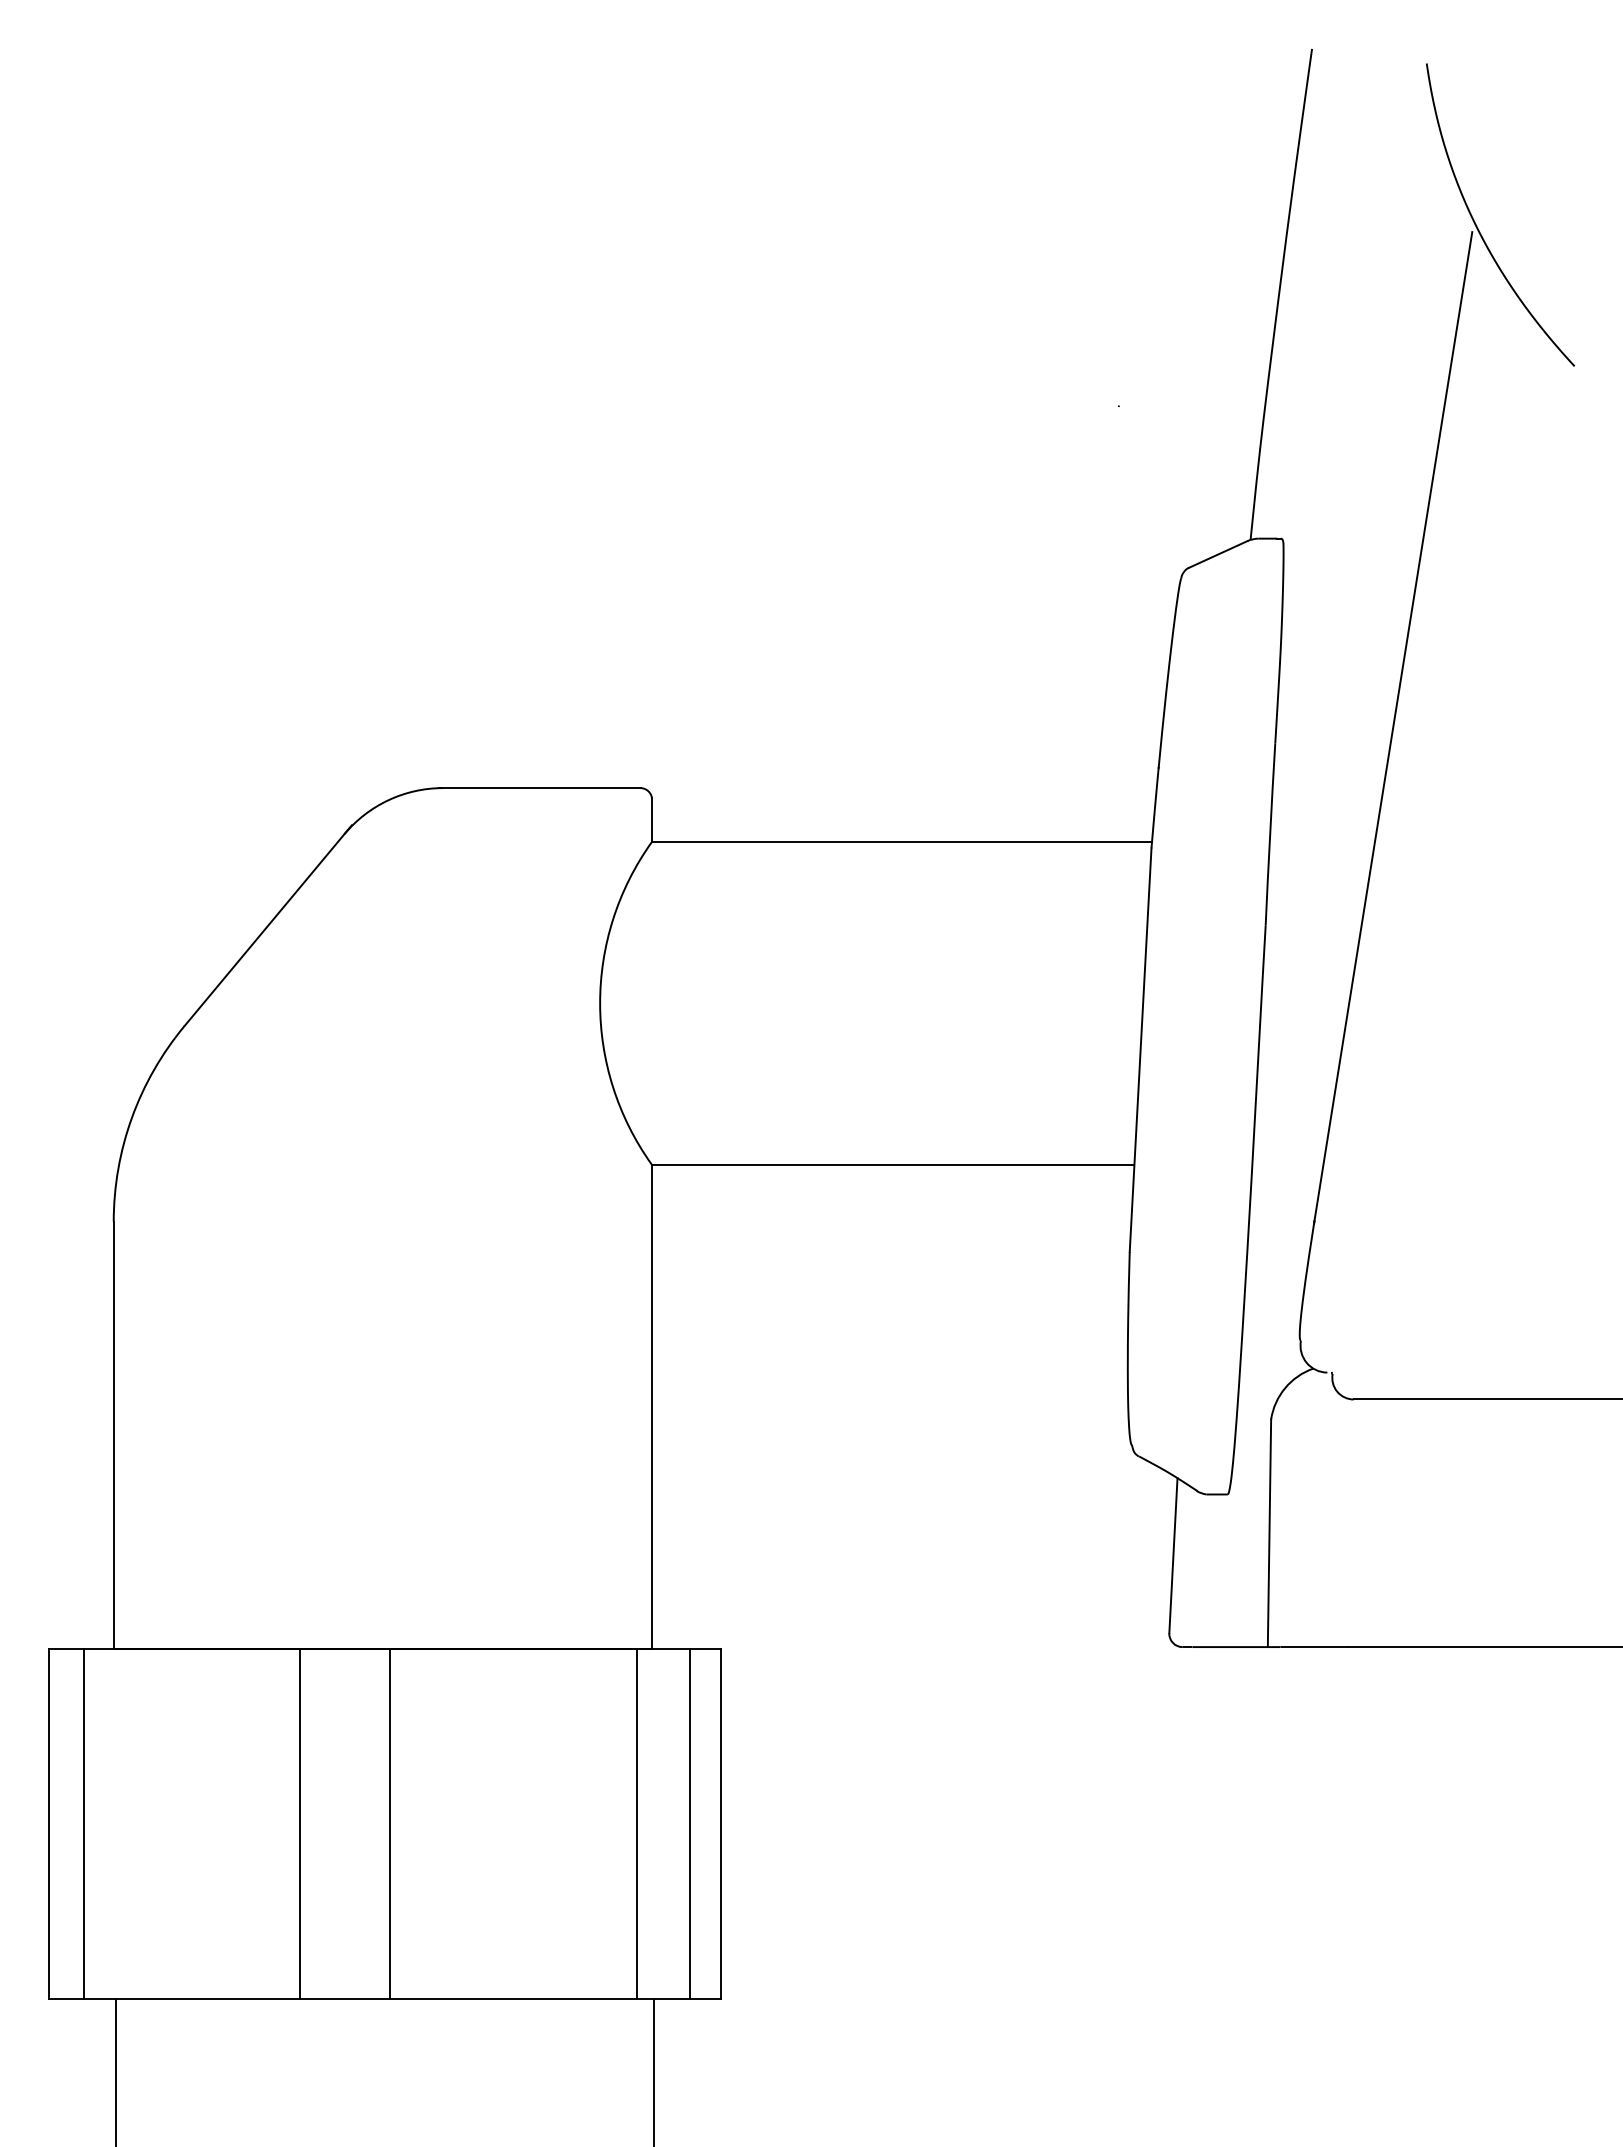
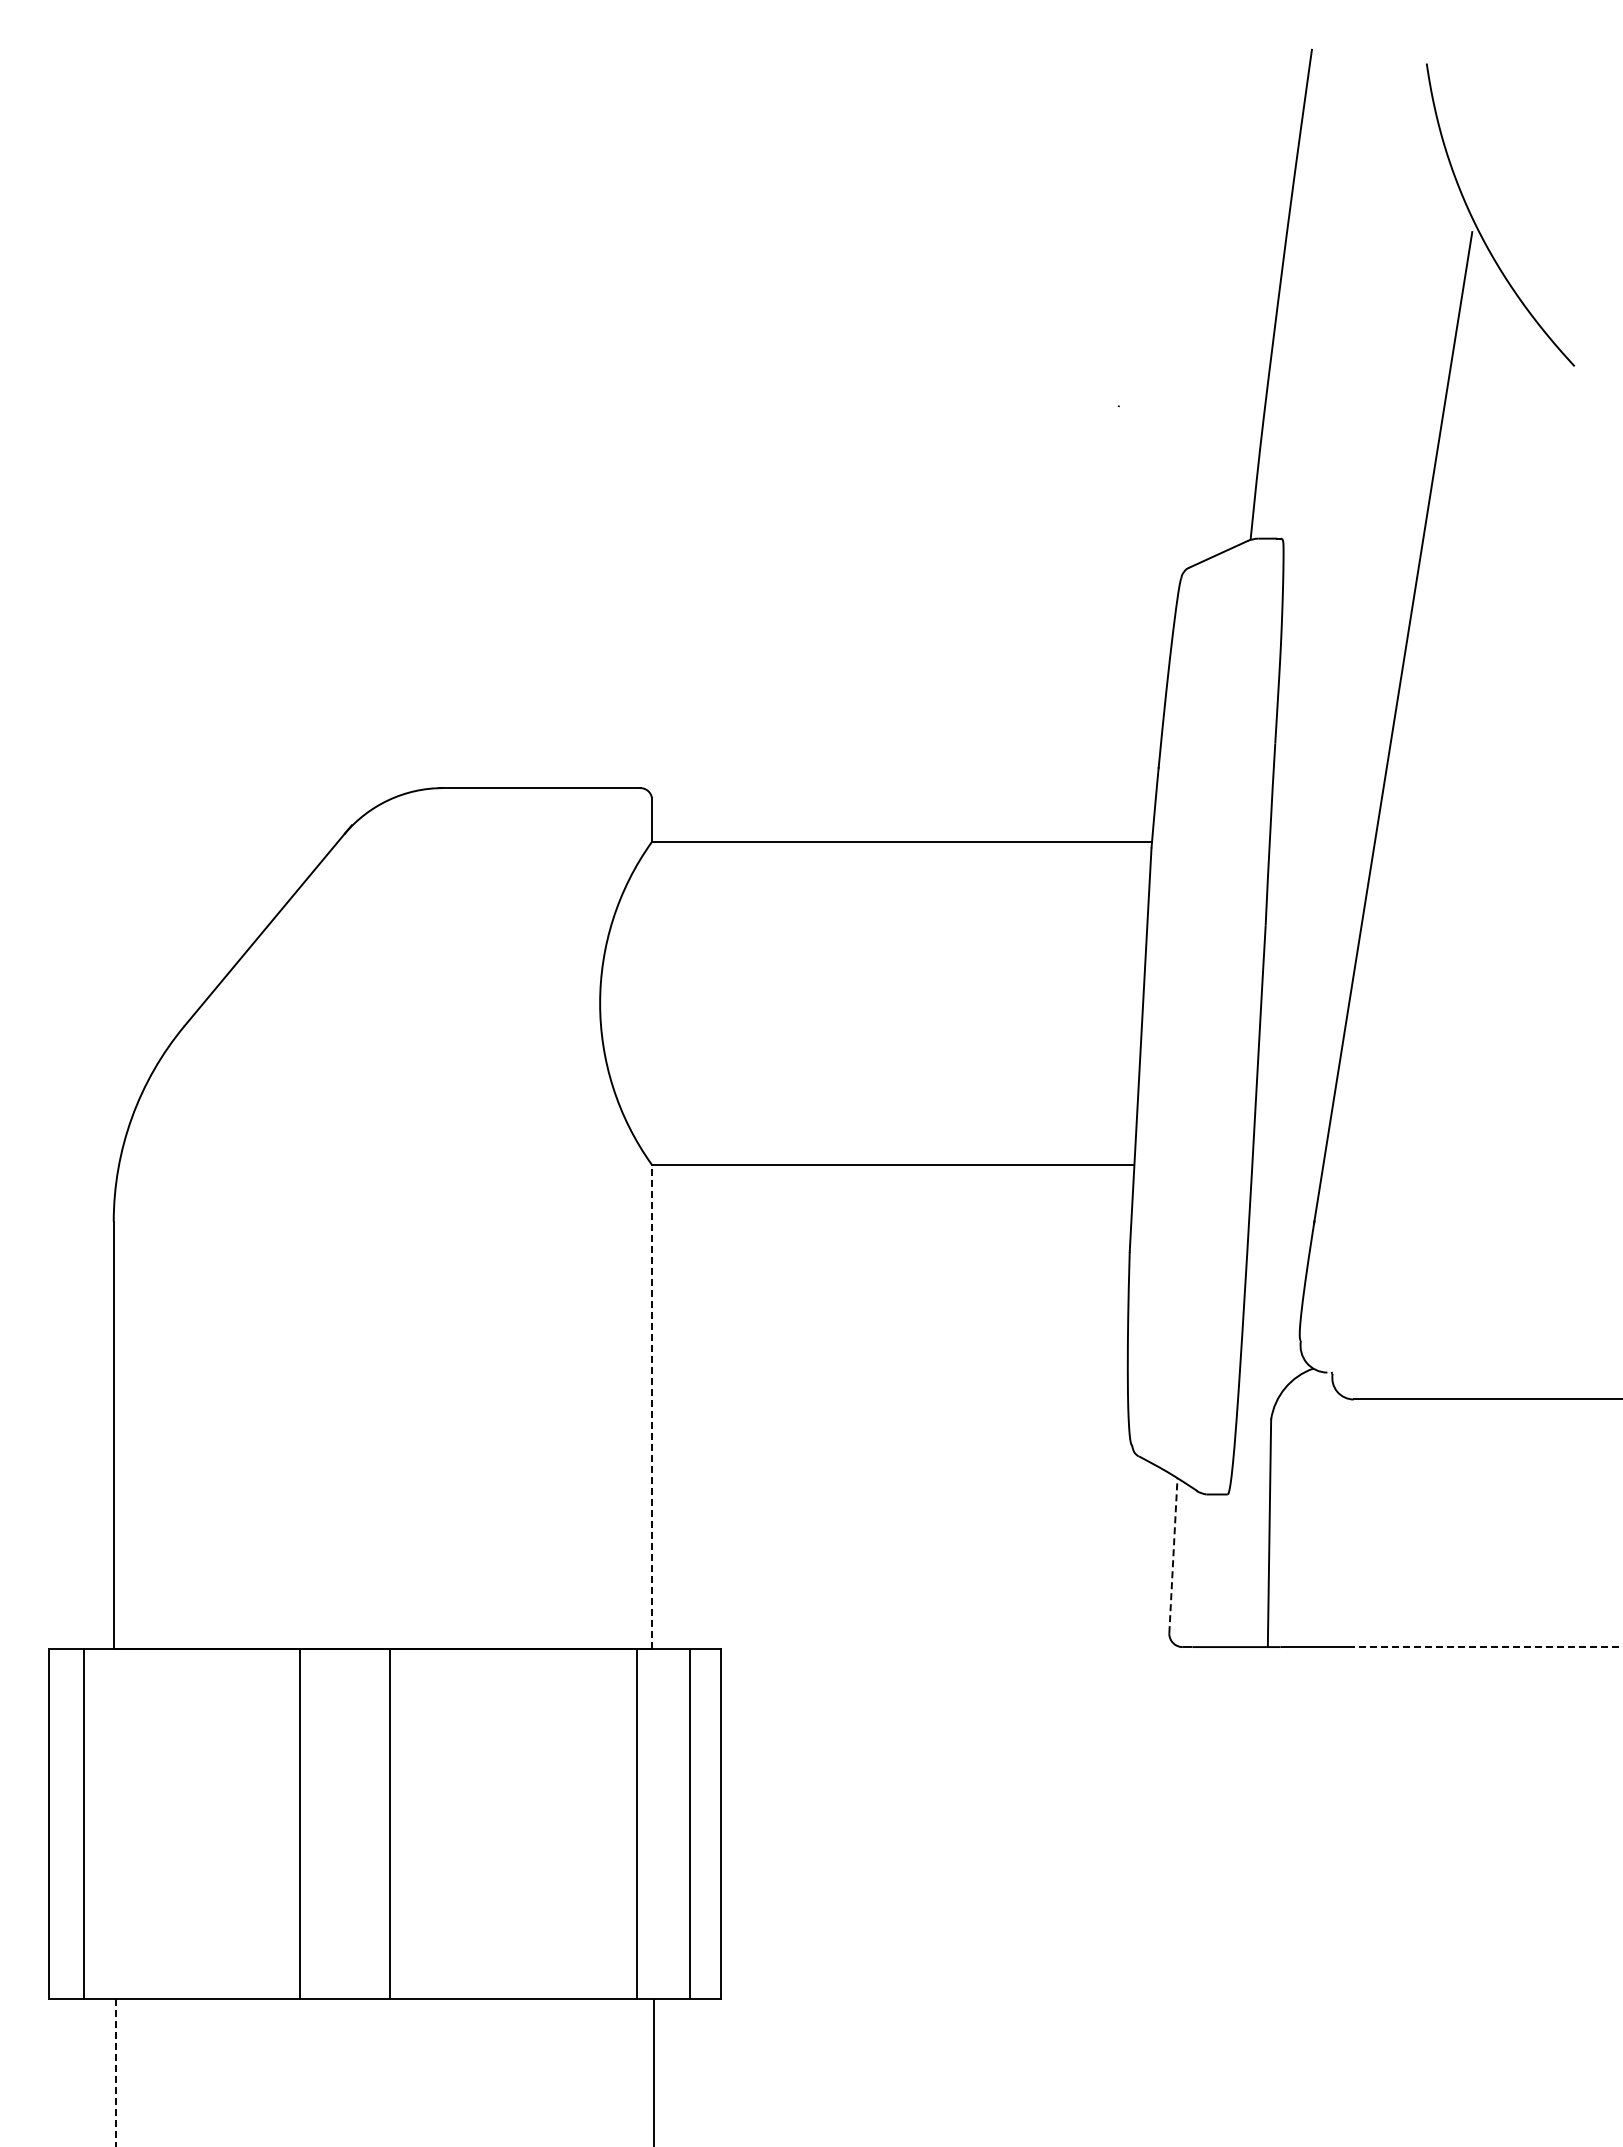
line: solid -> dashed (651, 1406)
line: solid -> dashed (1173, 1555)
line: solid -> dashed (1485, 1647)
line: solid -> dashed (115, 2072)
